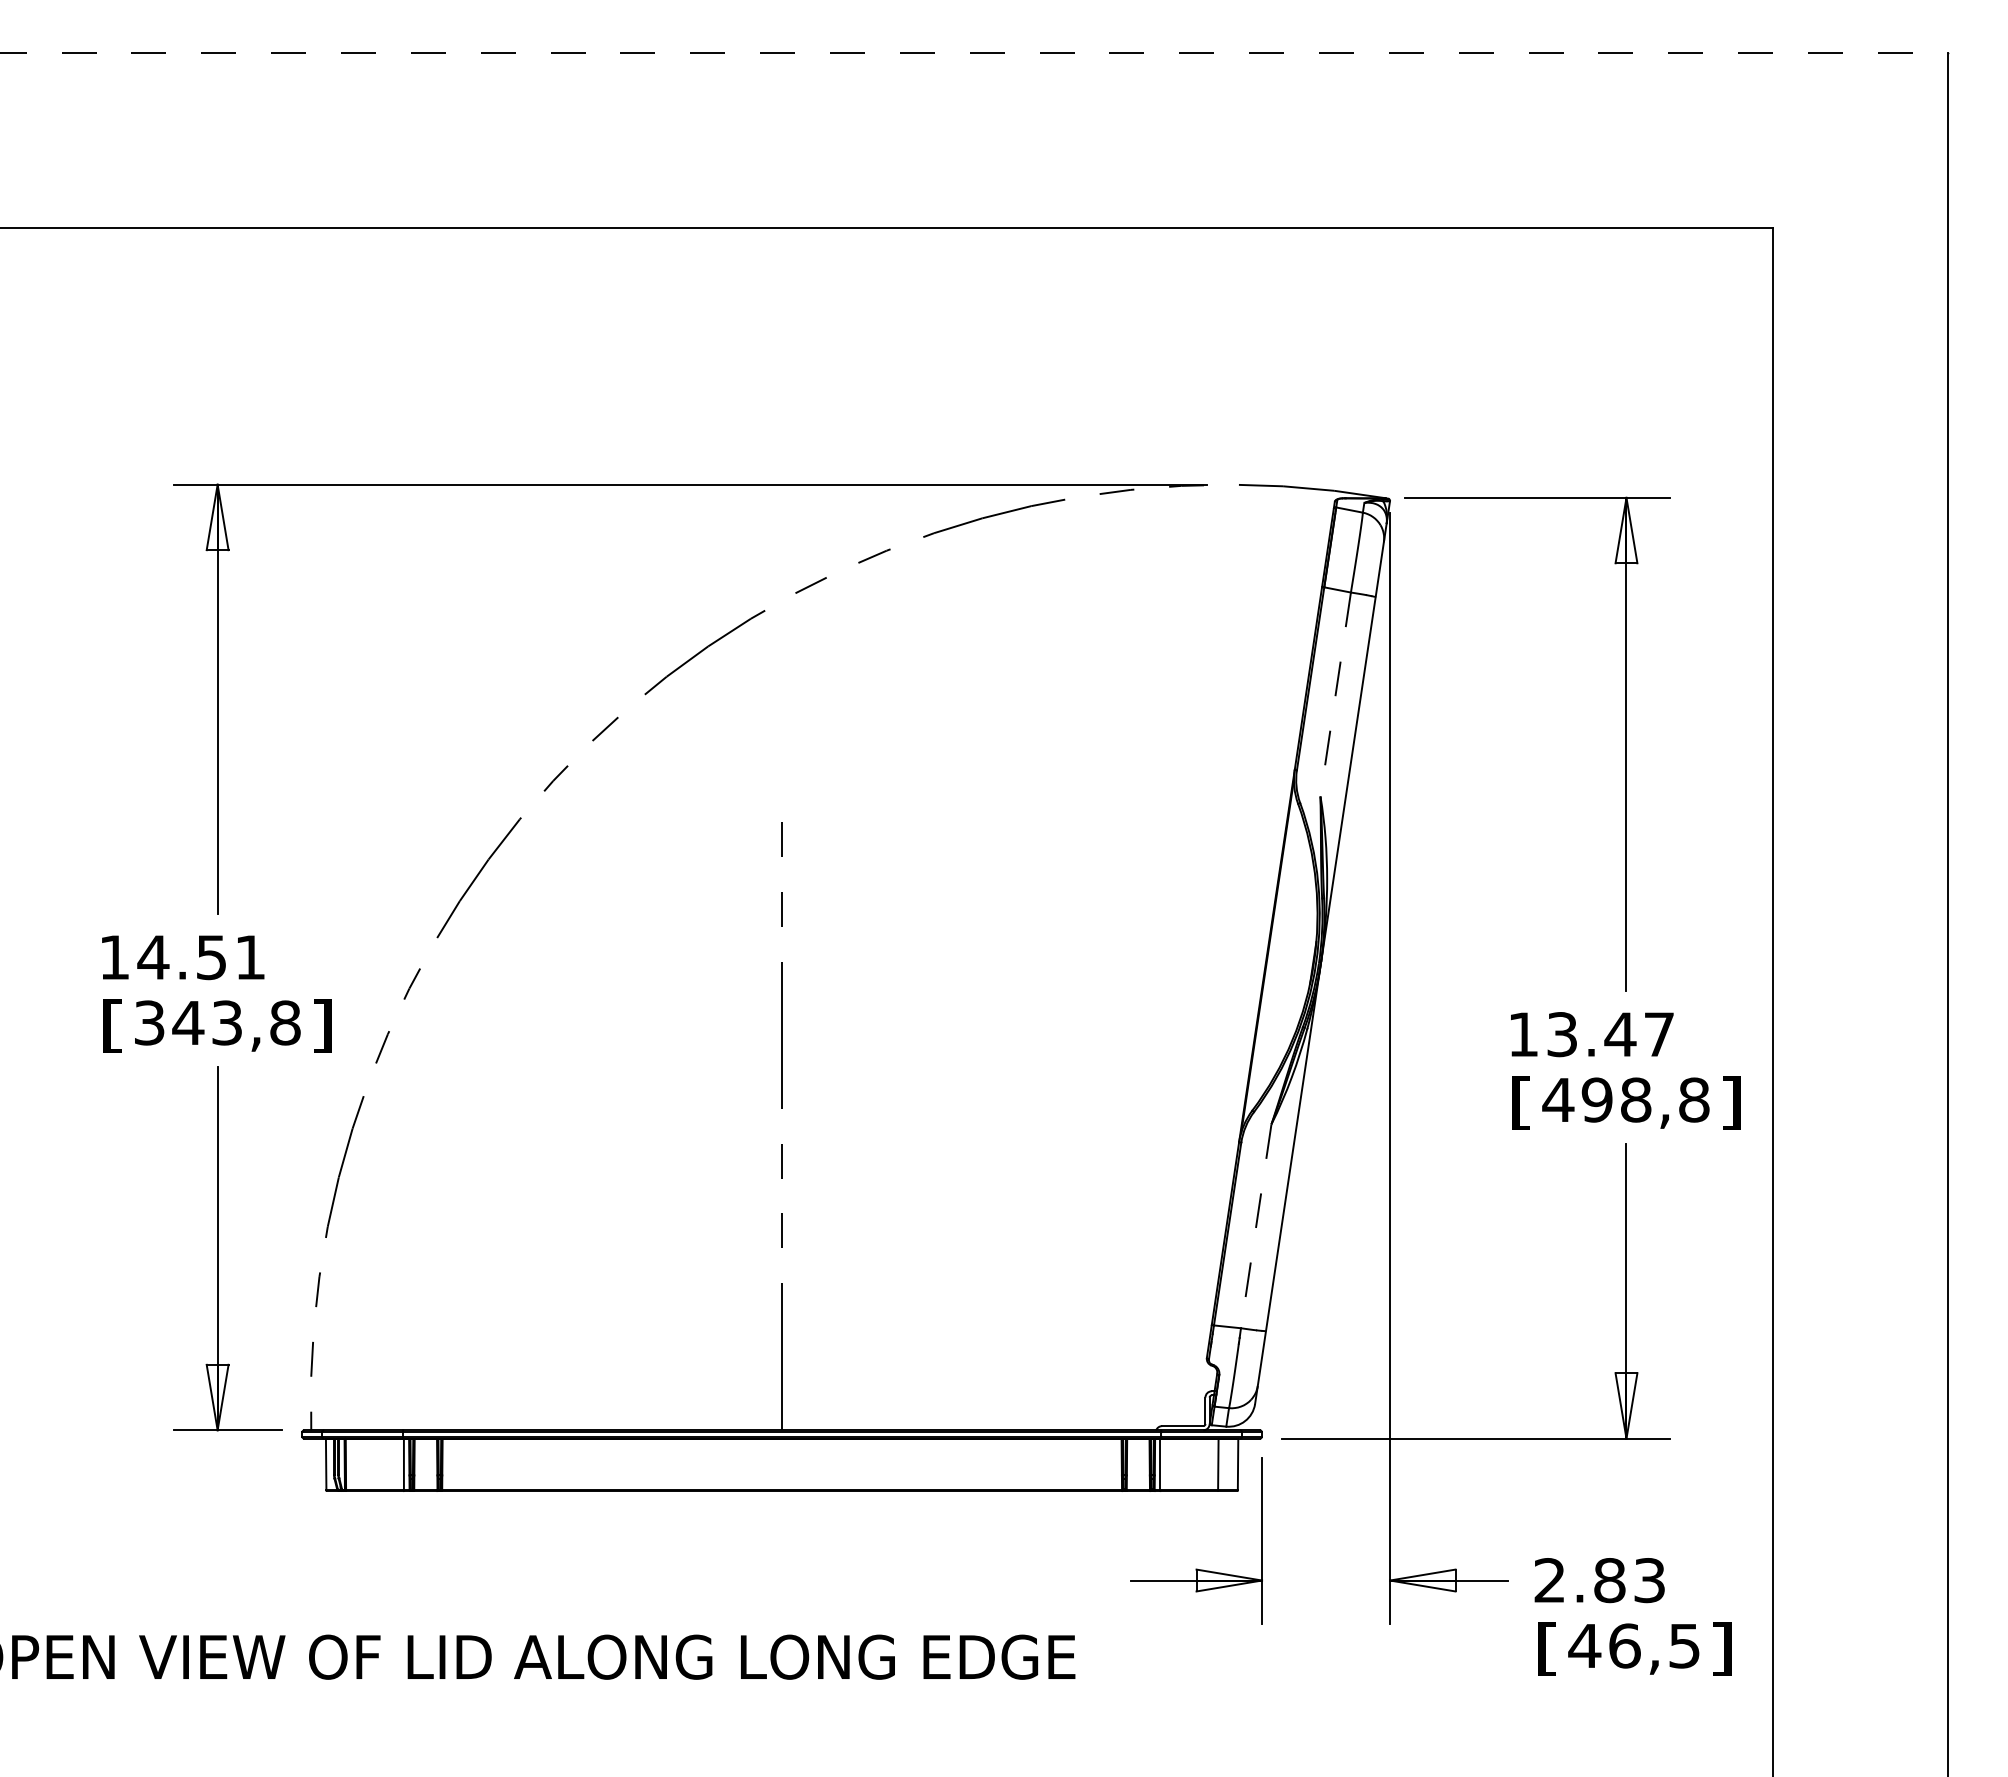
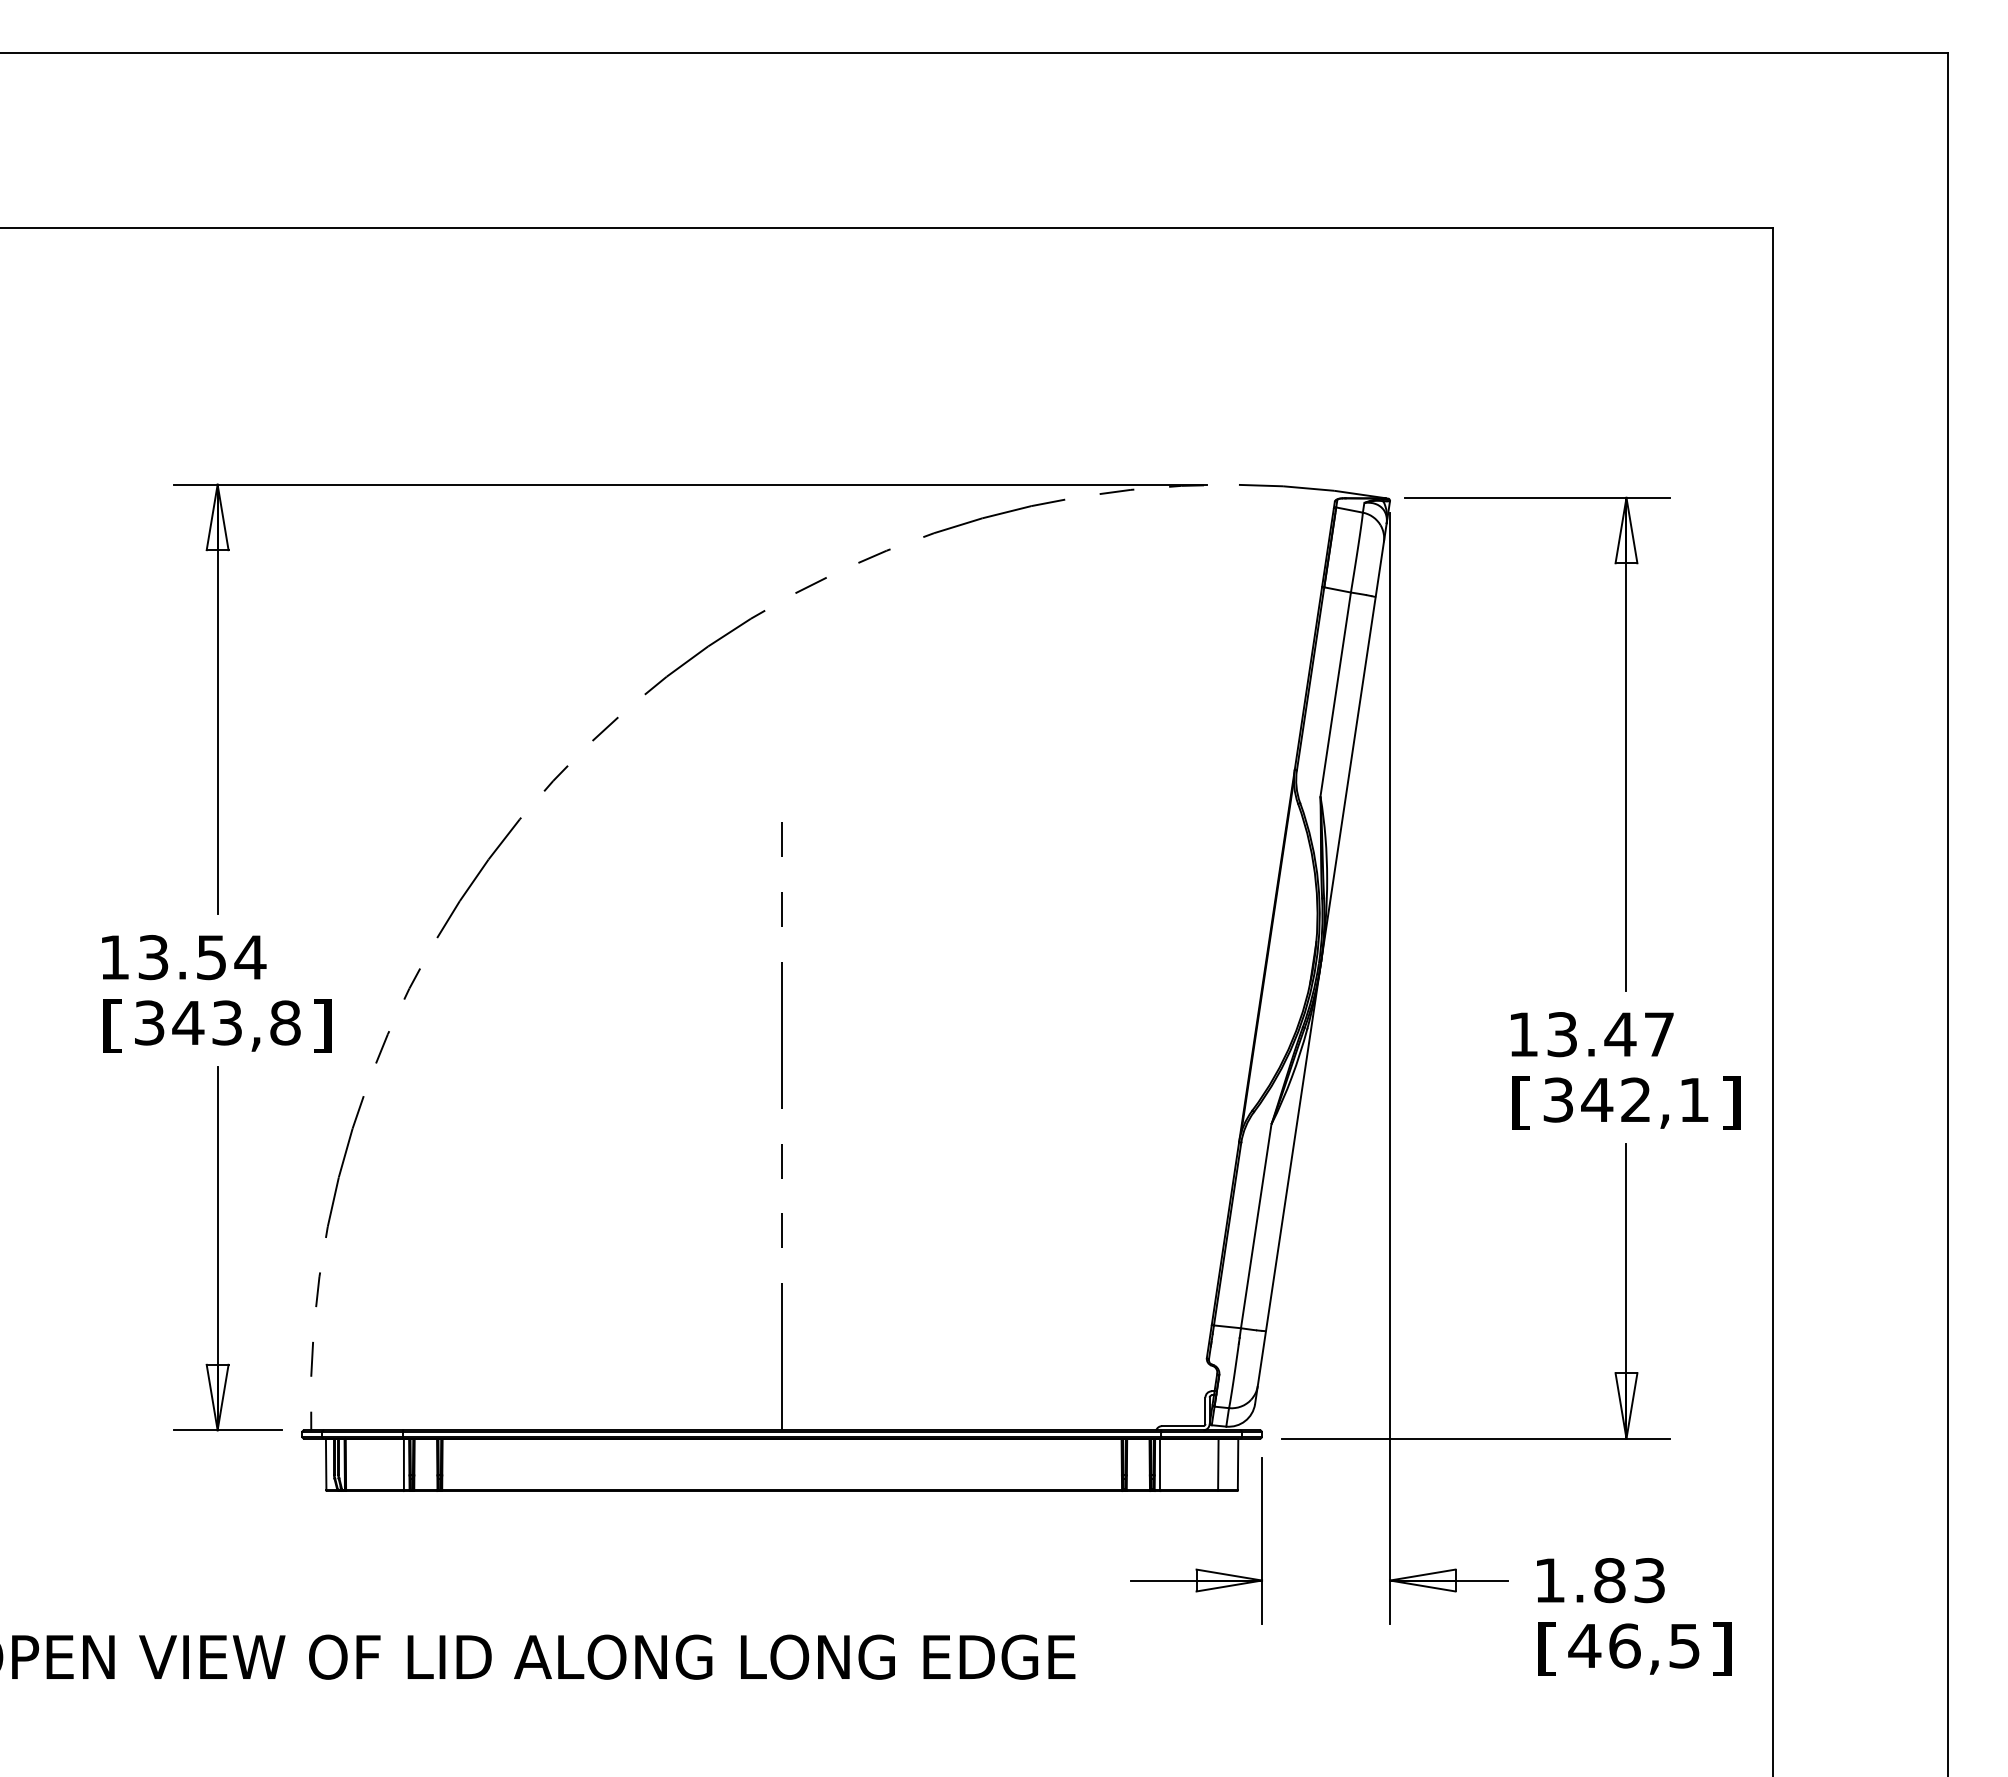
line: dashed -> solid (974, 53)
line: dashed -> solid (1335, 695)
text: 14.51 -> 13.54 (201, 957)
text: 498,8 -> 342,1 (1625, 1099)
line: dashed -> solid (1256, 1226)
text: 2.83 -> 1.83 (1549, 1580)
